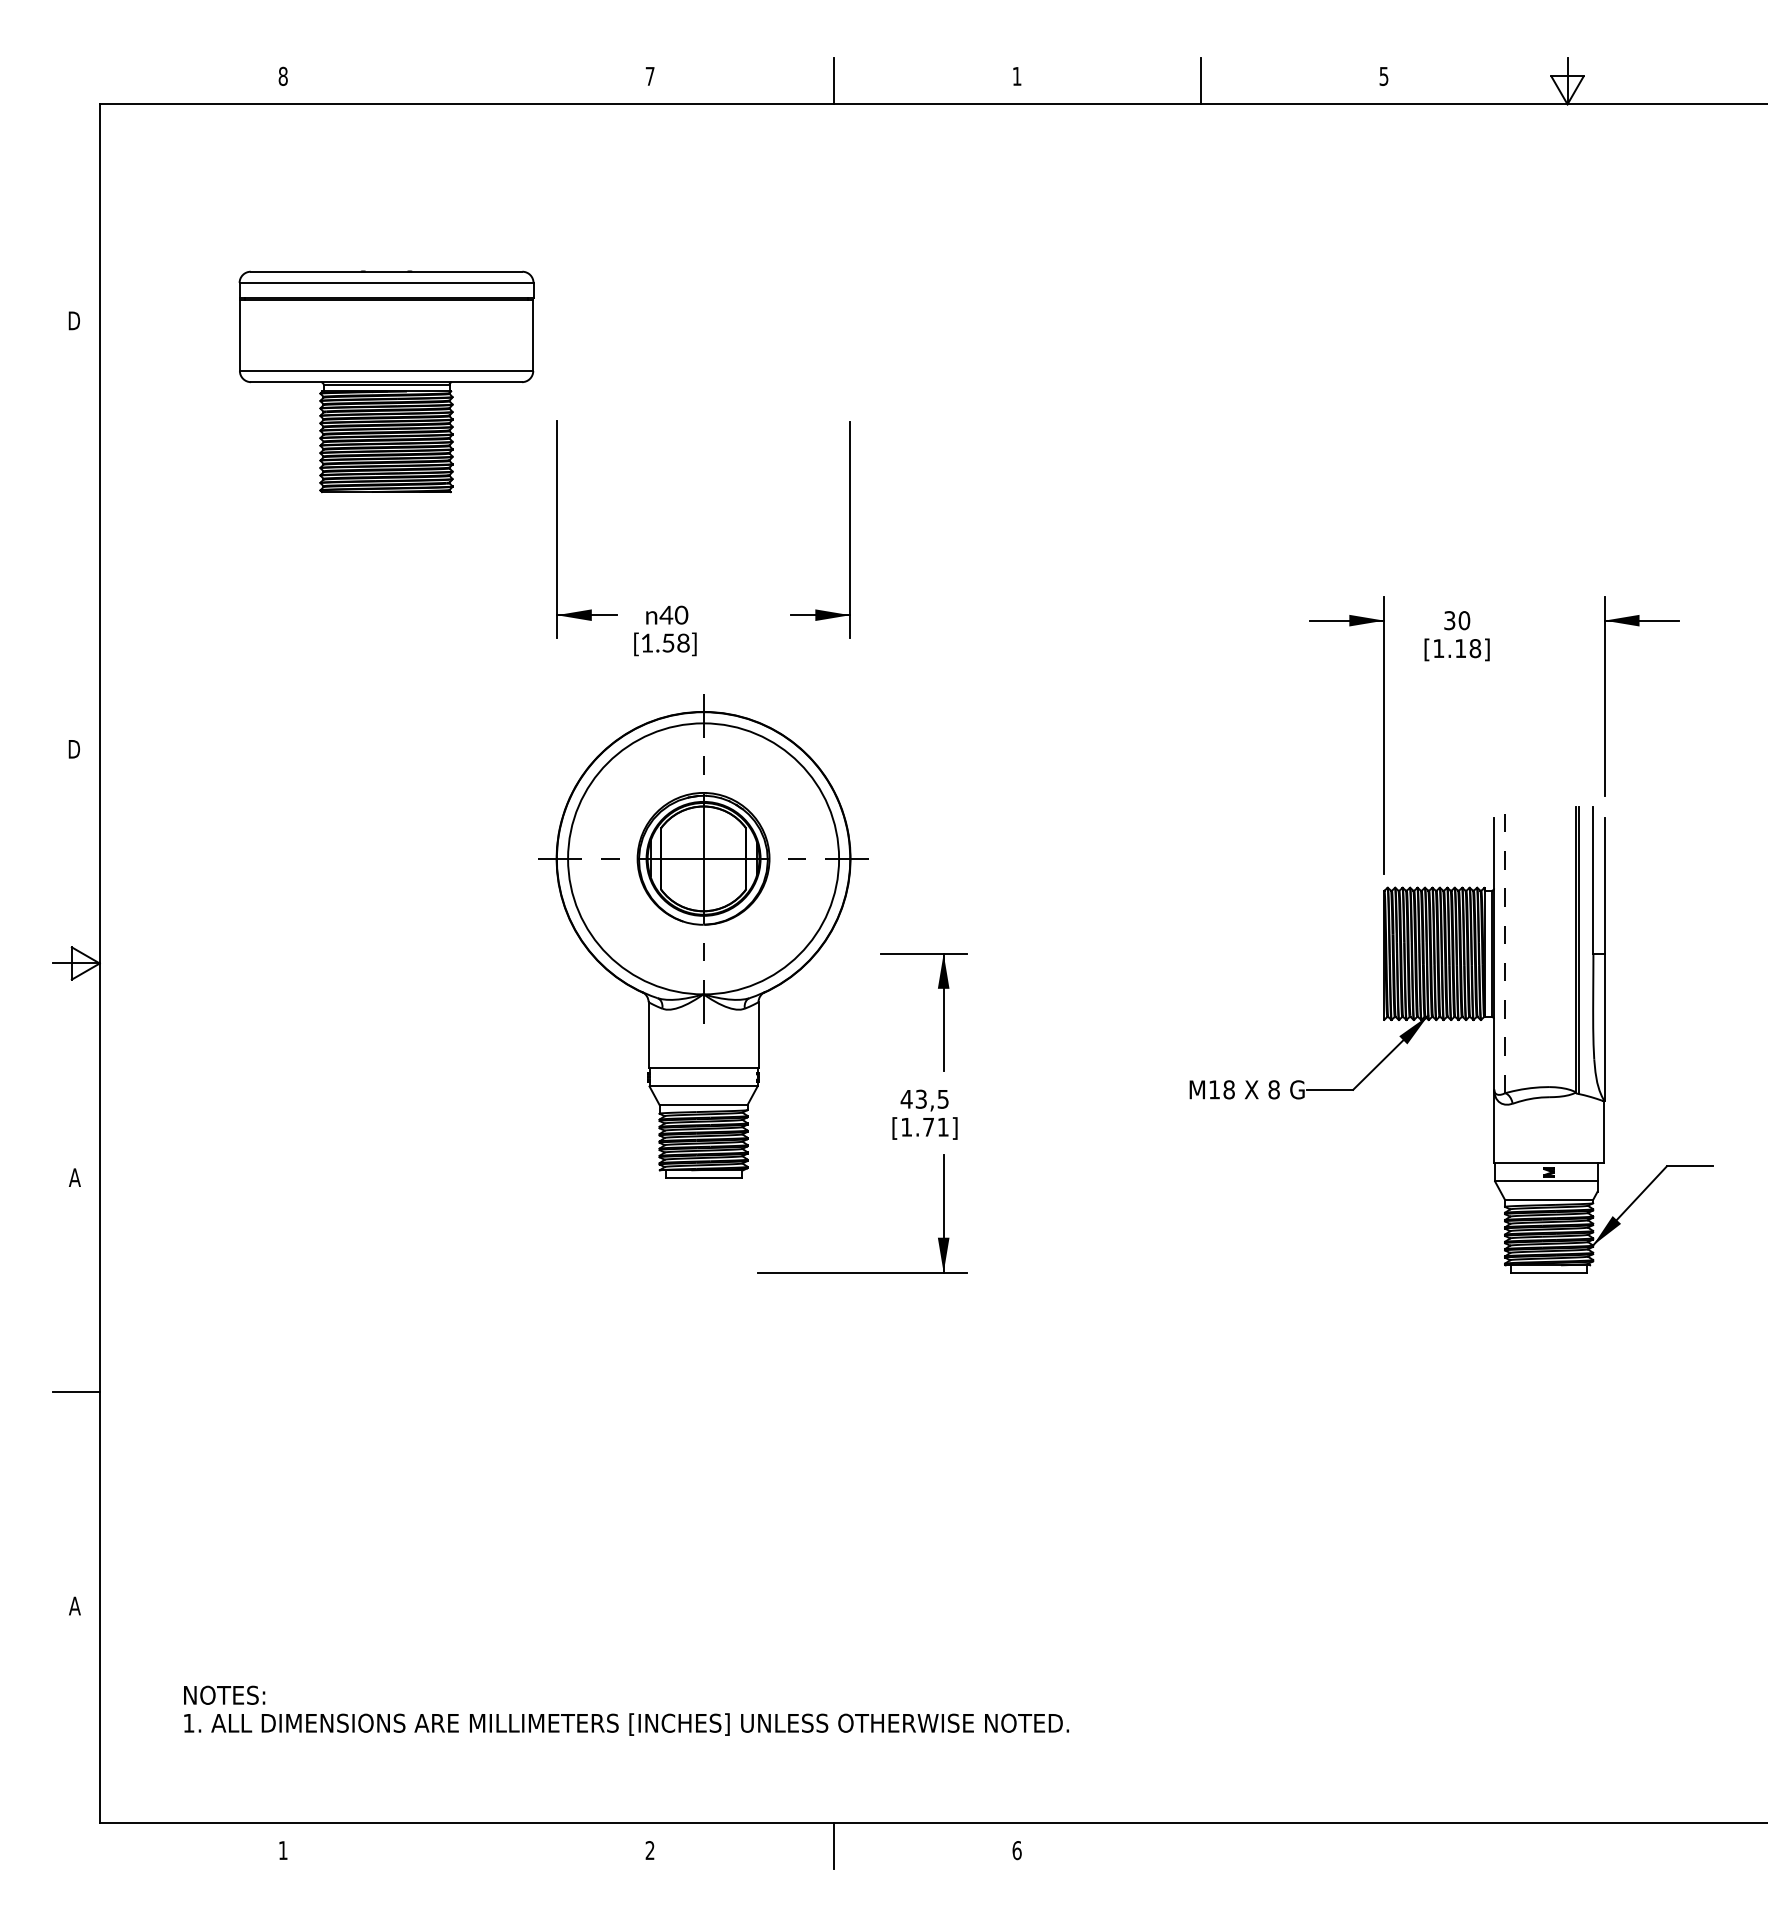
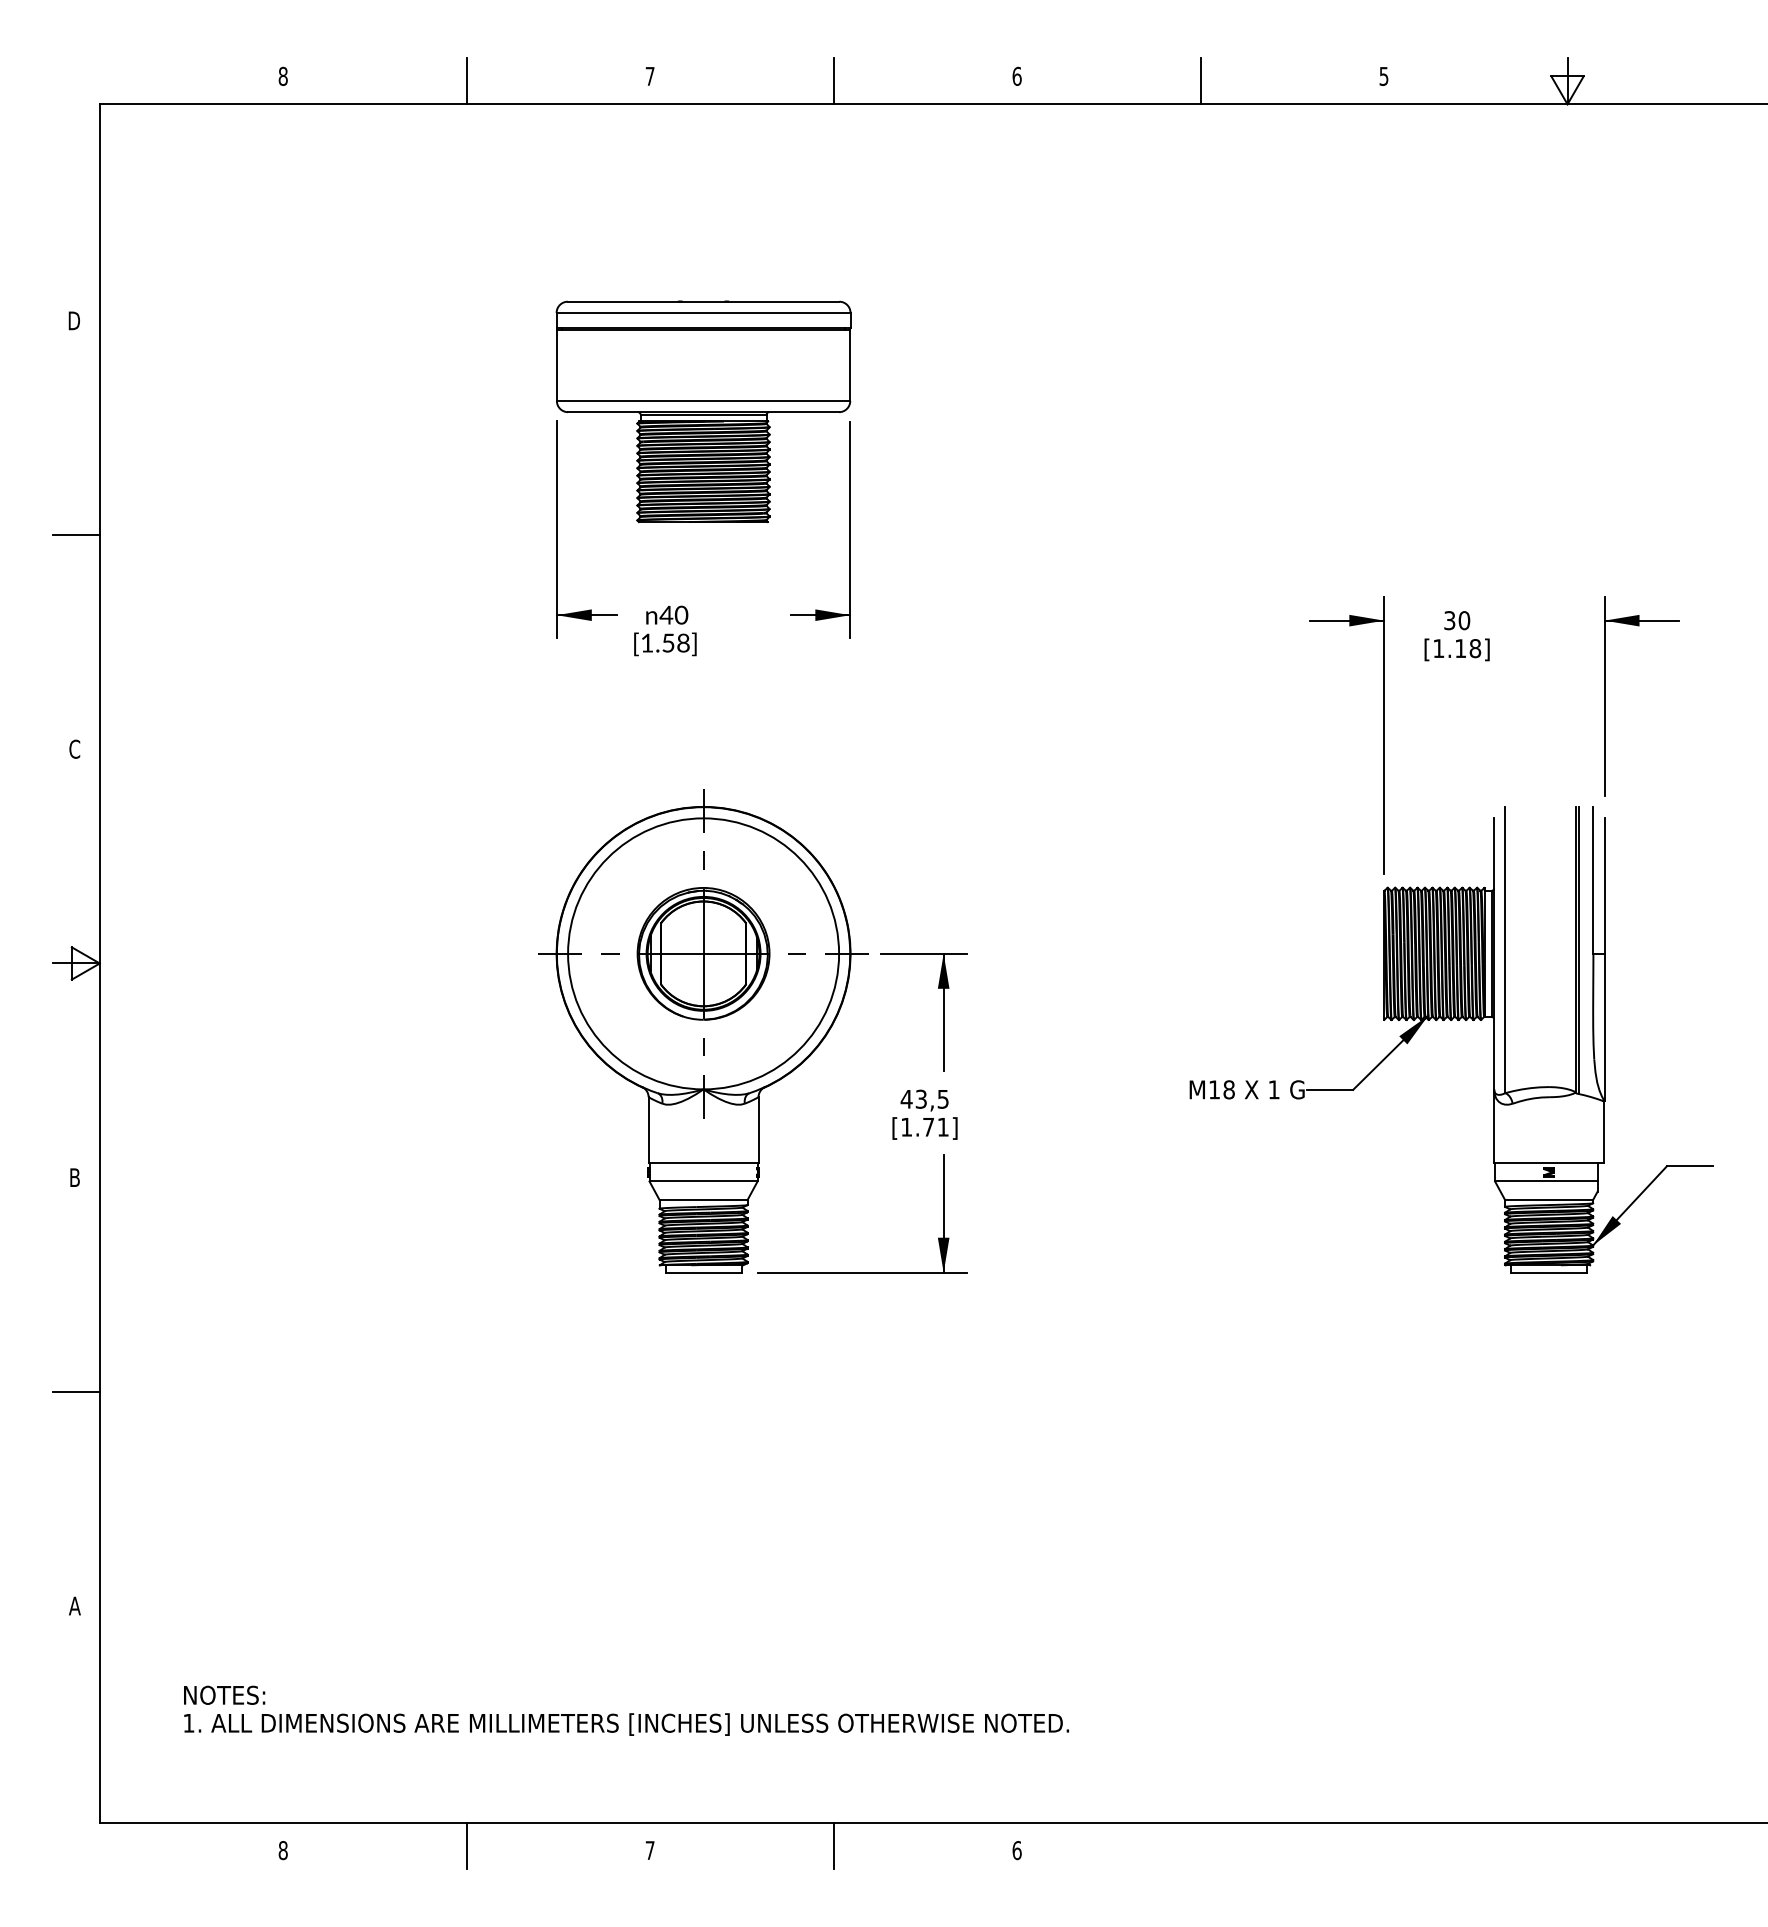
text: 1 -> 6 (1016, 75)
line: none -> present (466, 80)
part position: (386, 381) -> (703, 411) (703, 411)
line: none -> present (76, 535)
text: D -> C (74, 748)
part position: (703, 936) -> (703, 1031) (703, 1031)
line: dashed -> solid (1505, 950)
text: 8 -> 1 (1273, 1089)
text: A -> B (74, 1177)
line: none -> present (466, 1845)
text: 1 -> 8 (282, 1850)
text: 2 -> 7 (649, 1850)
